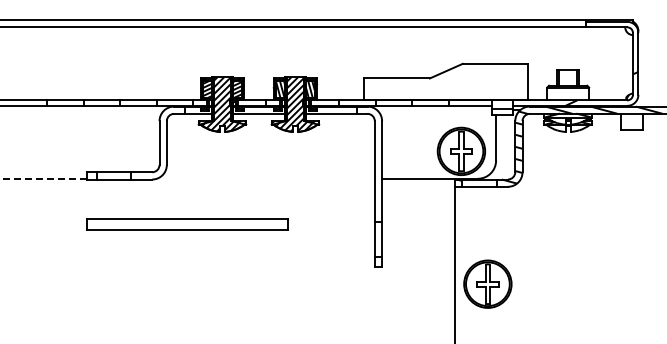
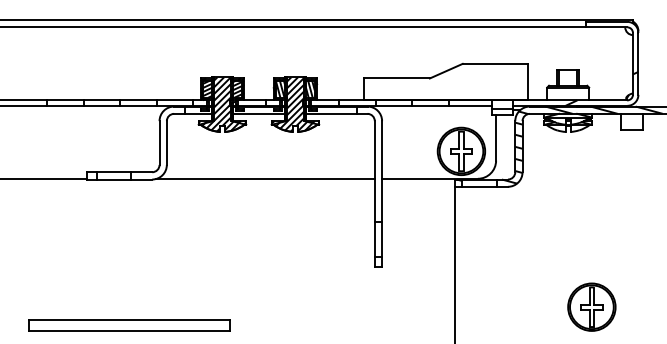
line: dashed -> solid (43, 178)
line: none -> present (264, 178)
part position: (187, 224) -> (129, 325) (129, 325)
part position: (487, 283) -> (591, 306) (591, 306)
